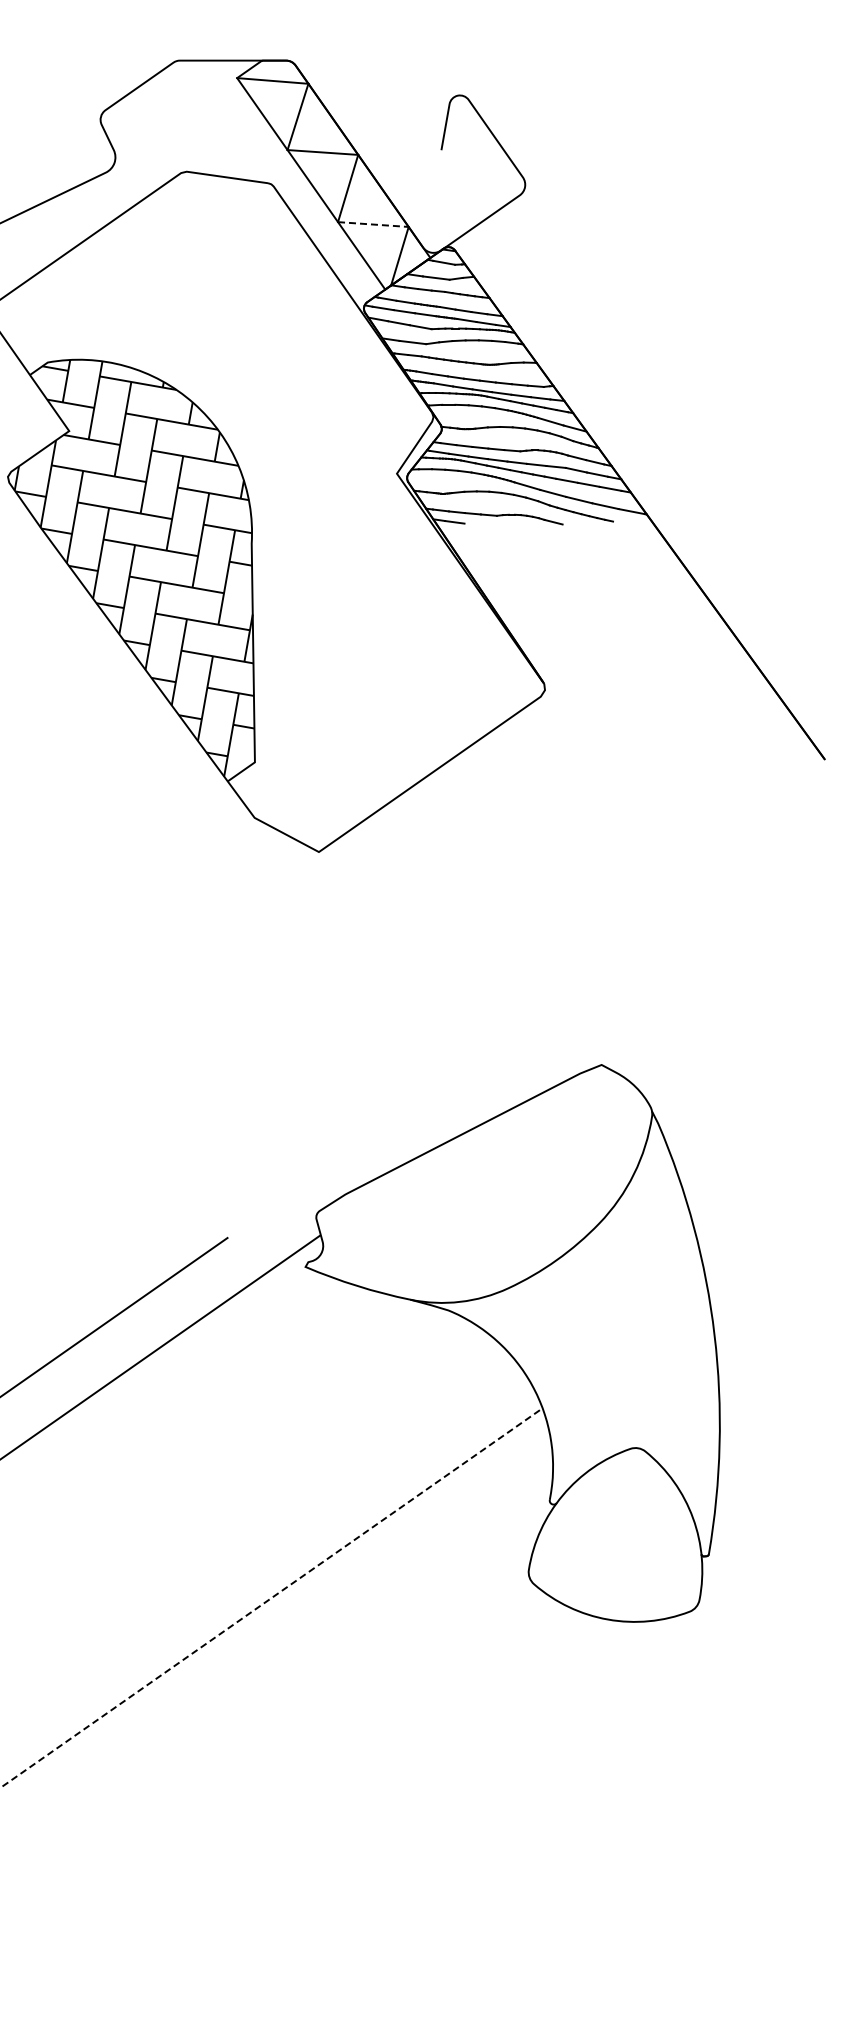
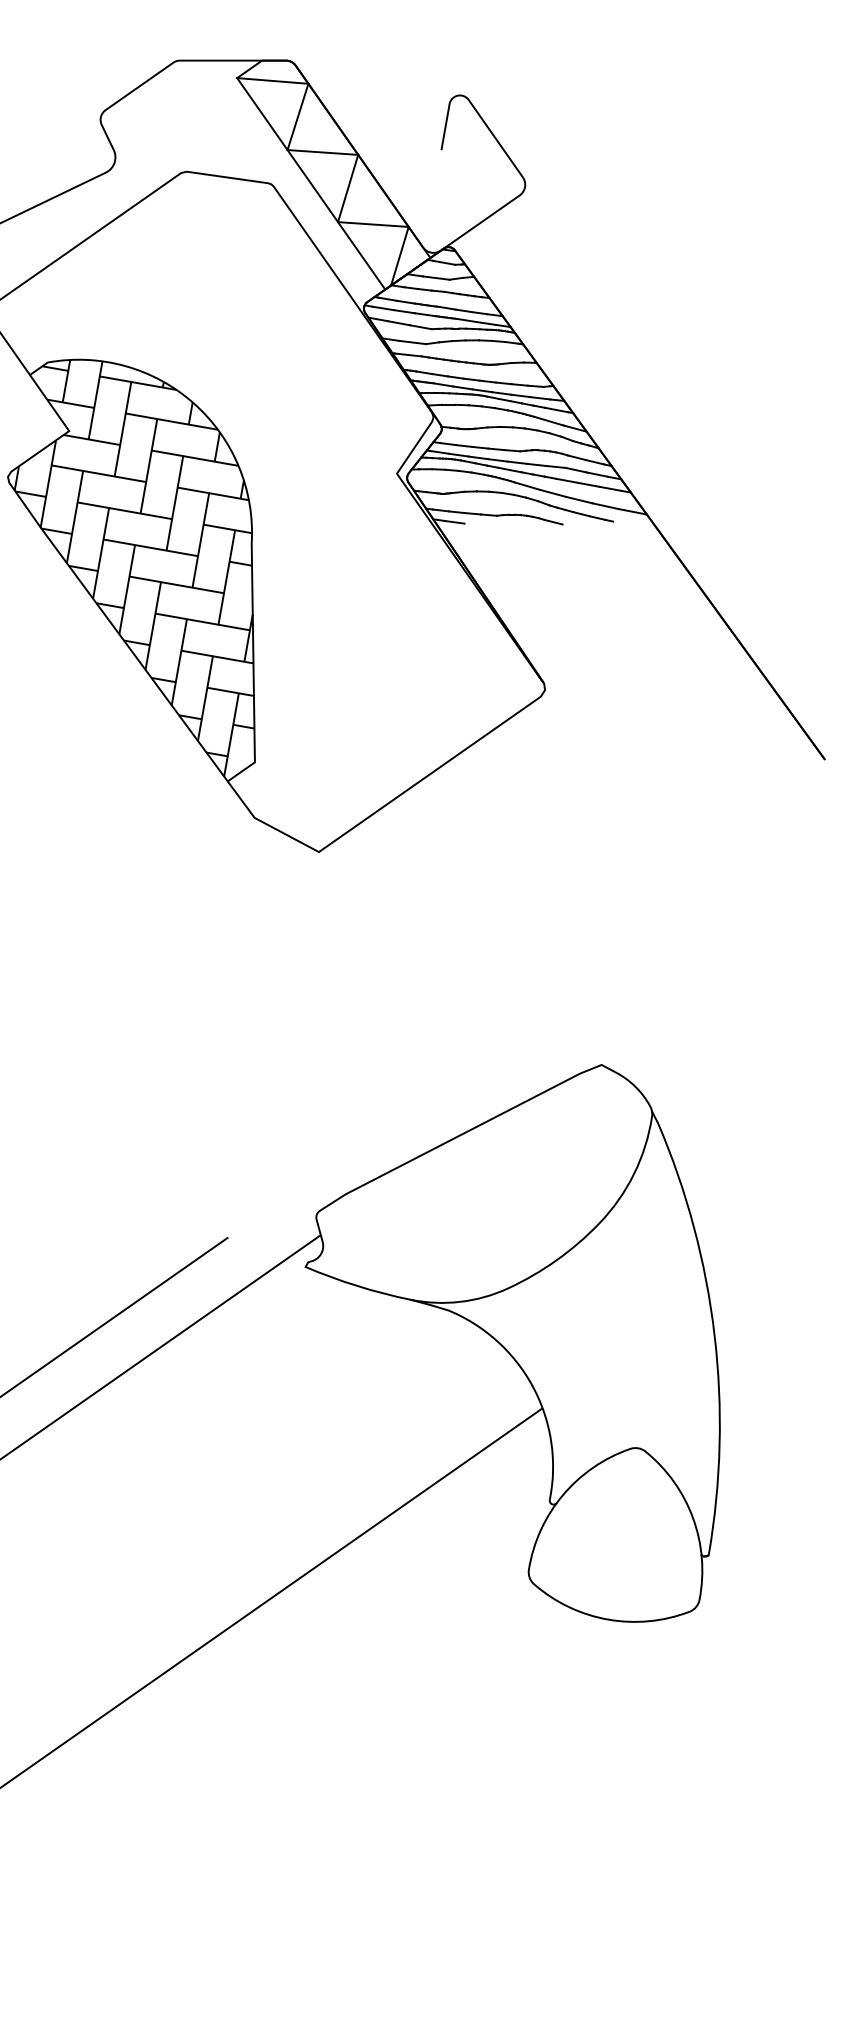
line: dashed -> solid (373, 224)
line: dashed -> solid (271, 1598)
